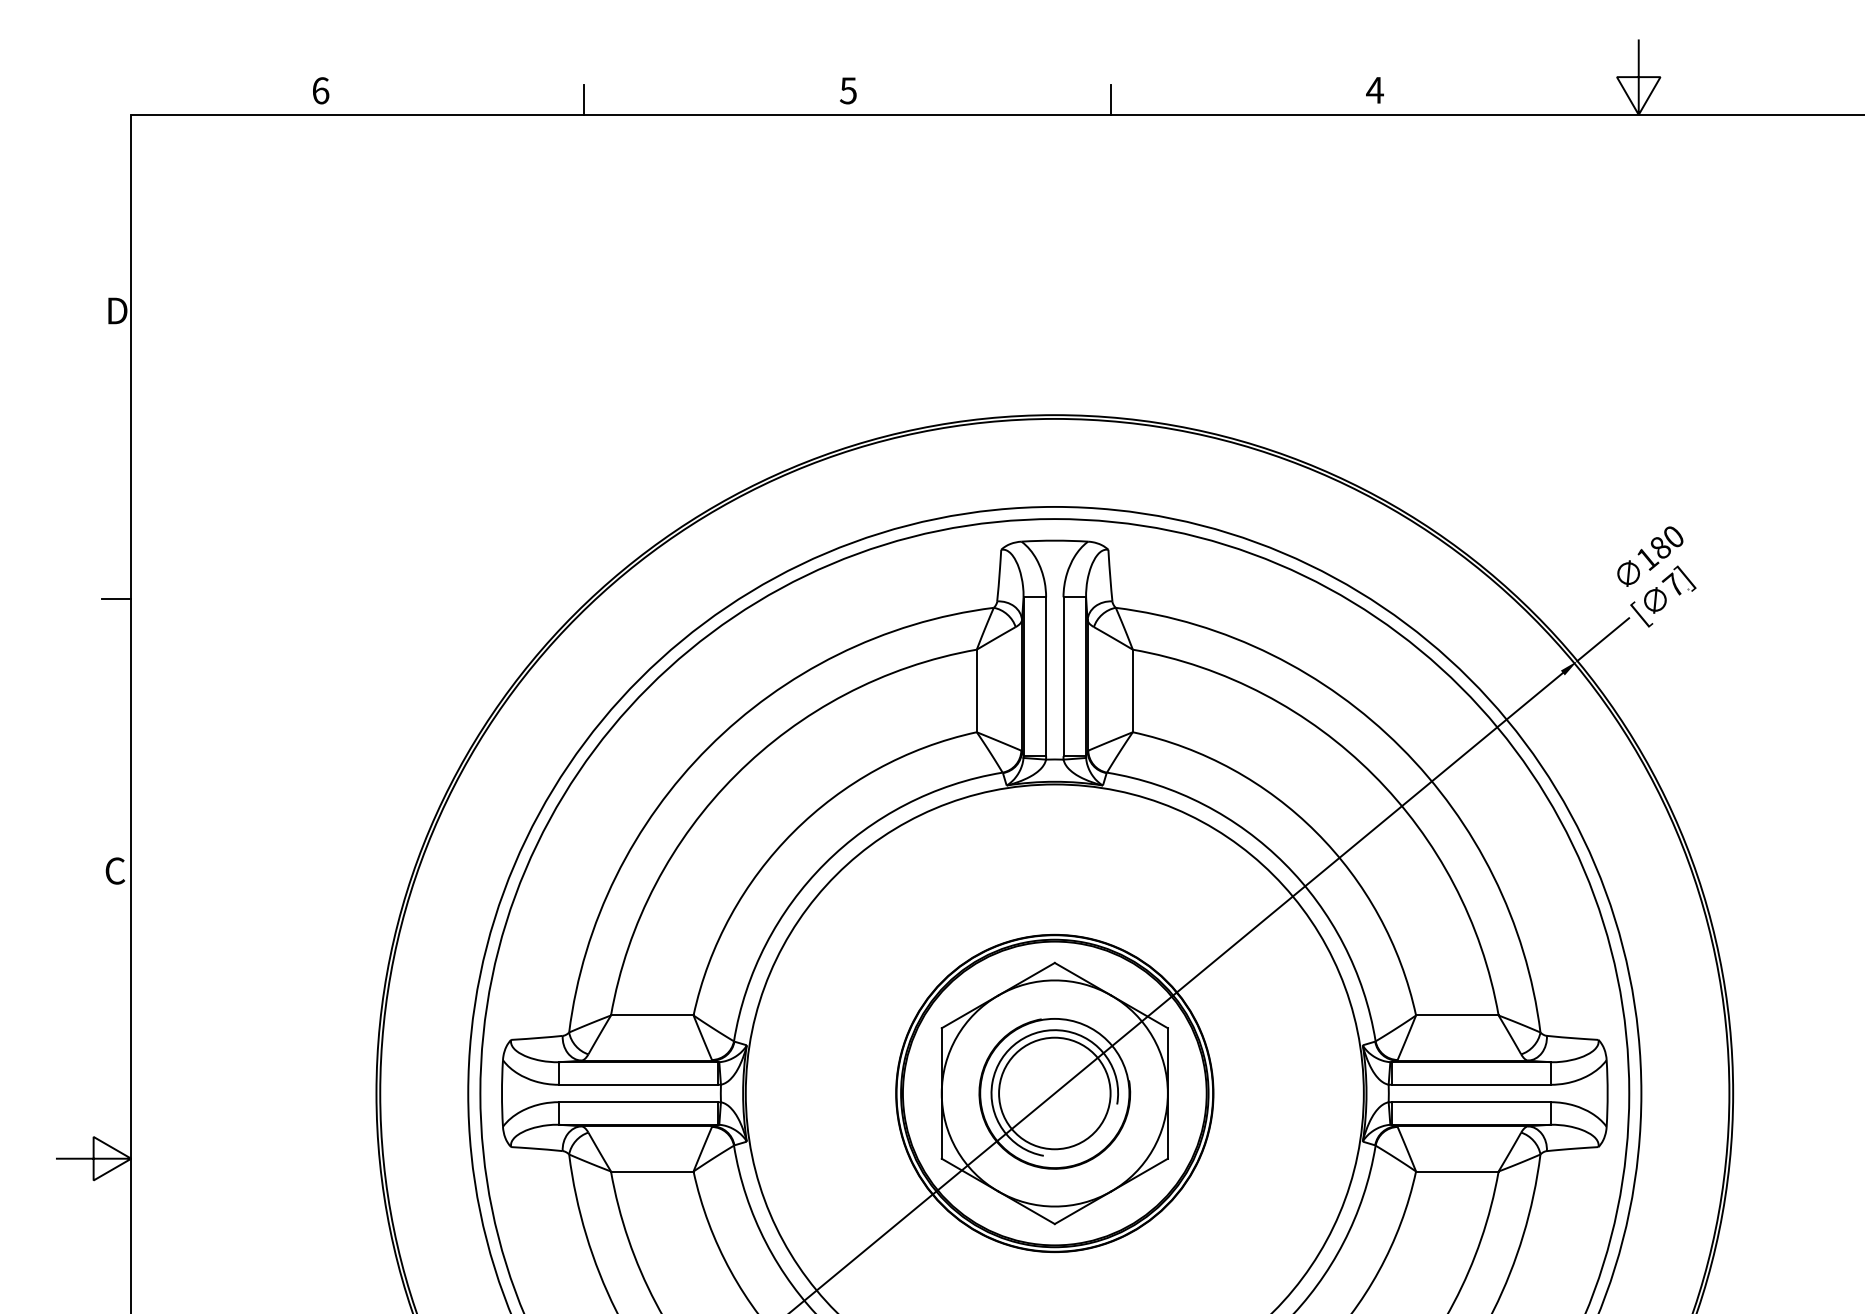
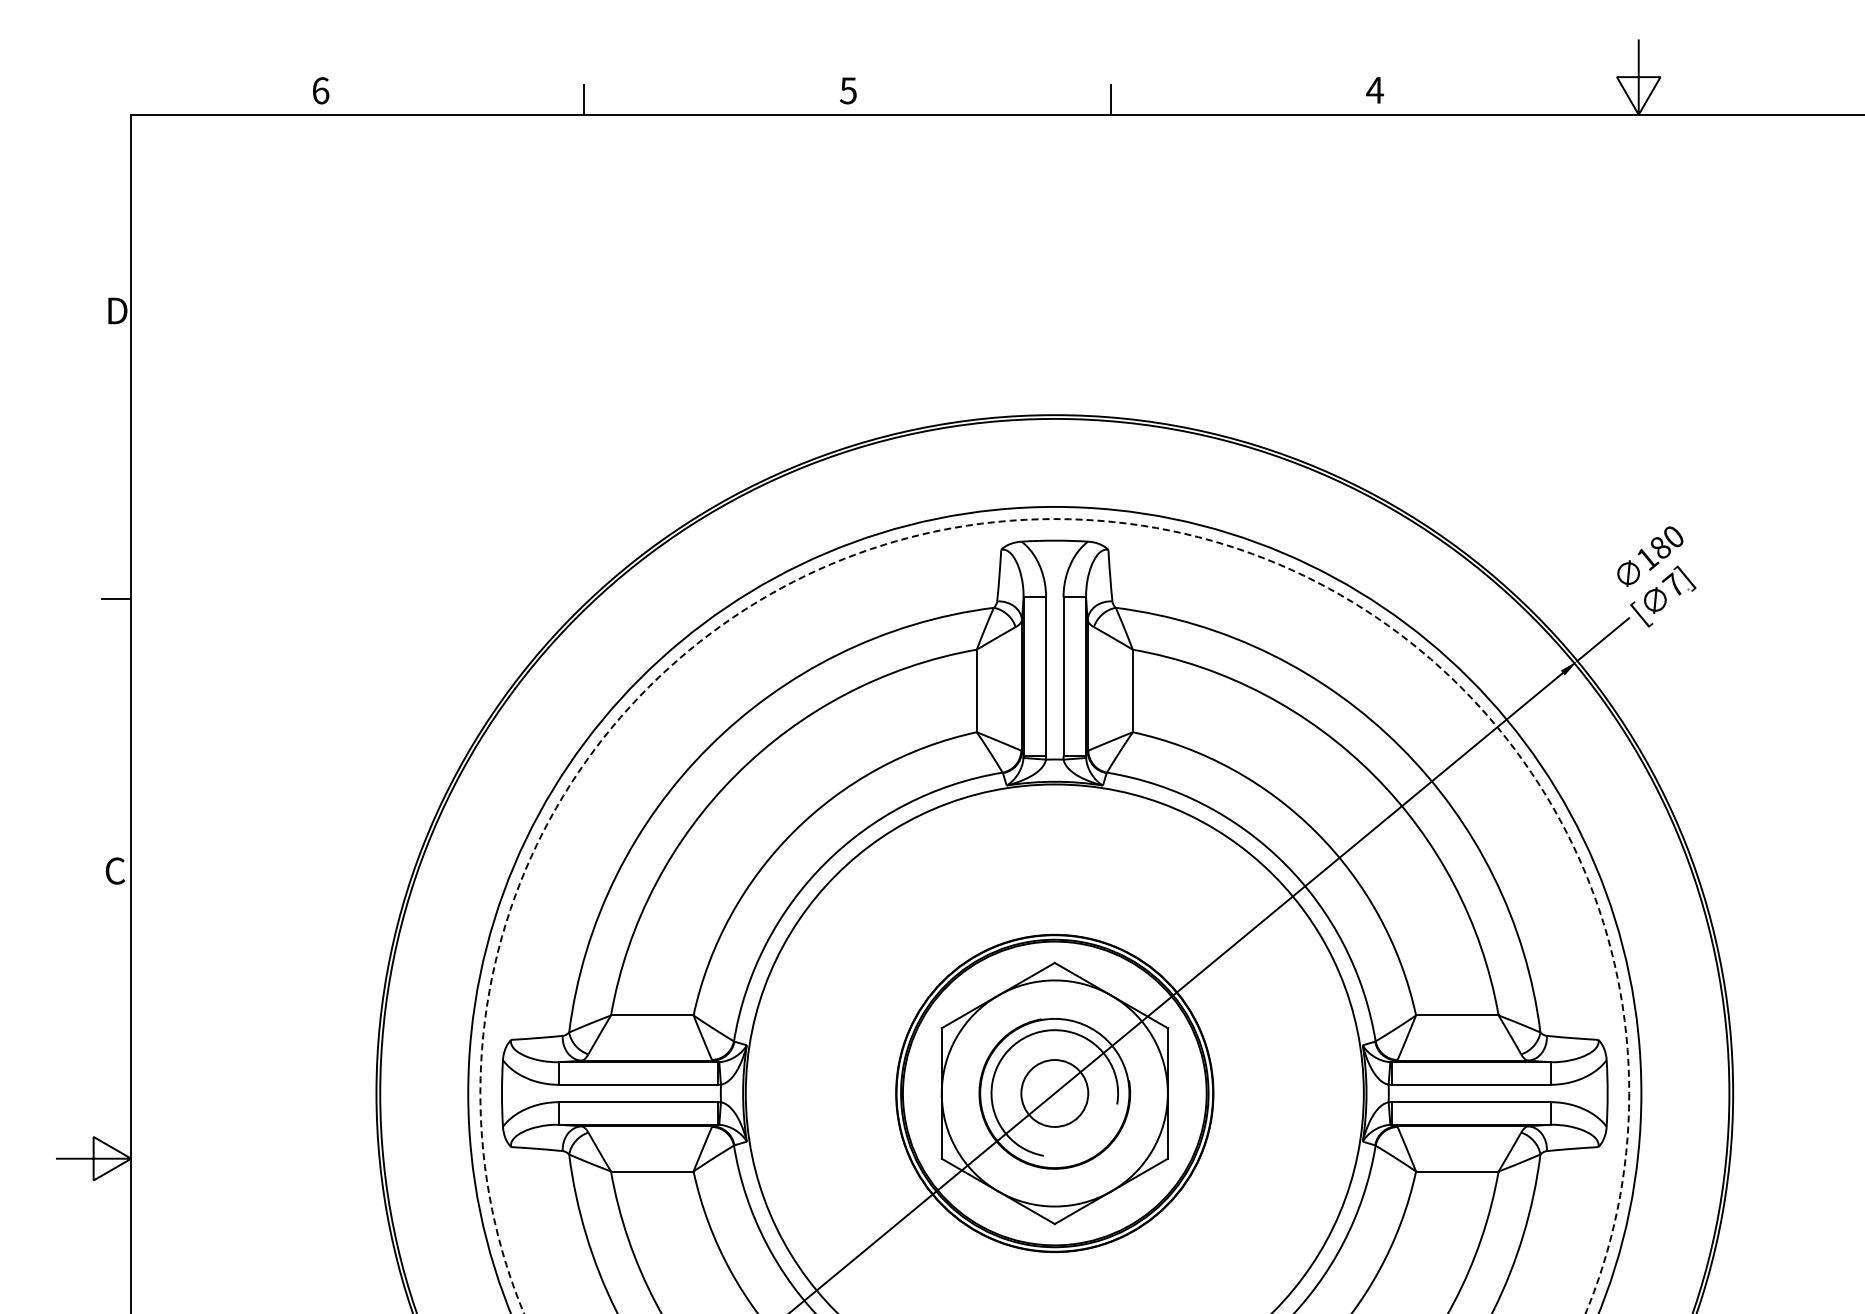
circle: solid -> dashed (1054, 916)
circle diameter: 112 px -> 67 px (1054, 1093)
